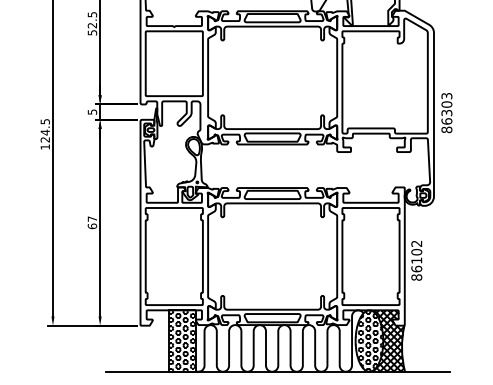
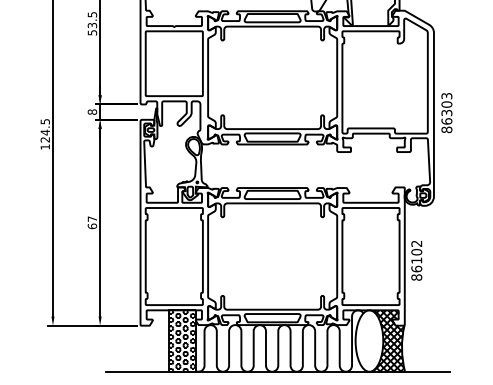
text: 52.5 -> 53.5 (92, 25)
text: 5 -> 8 (92, 111)
hatch: present -> none (369, 340)
